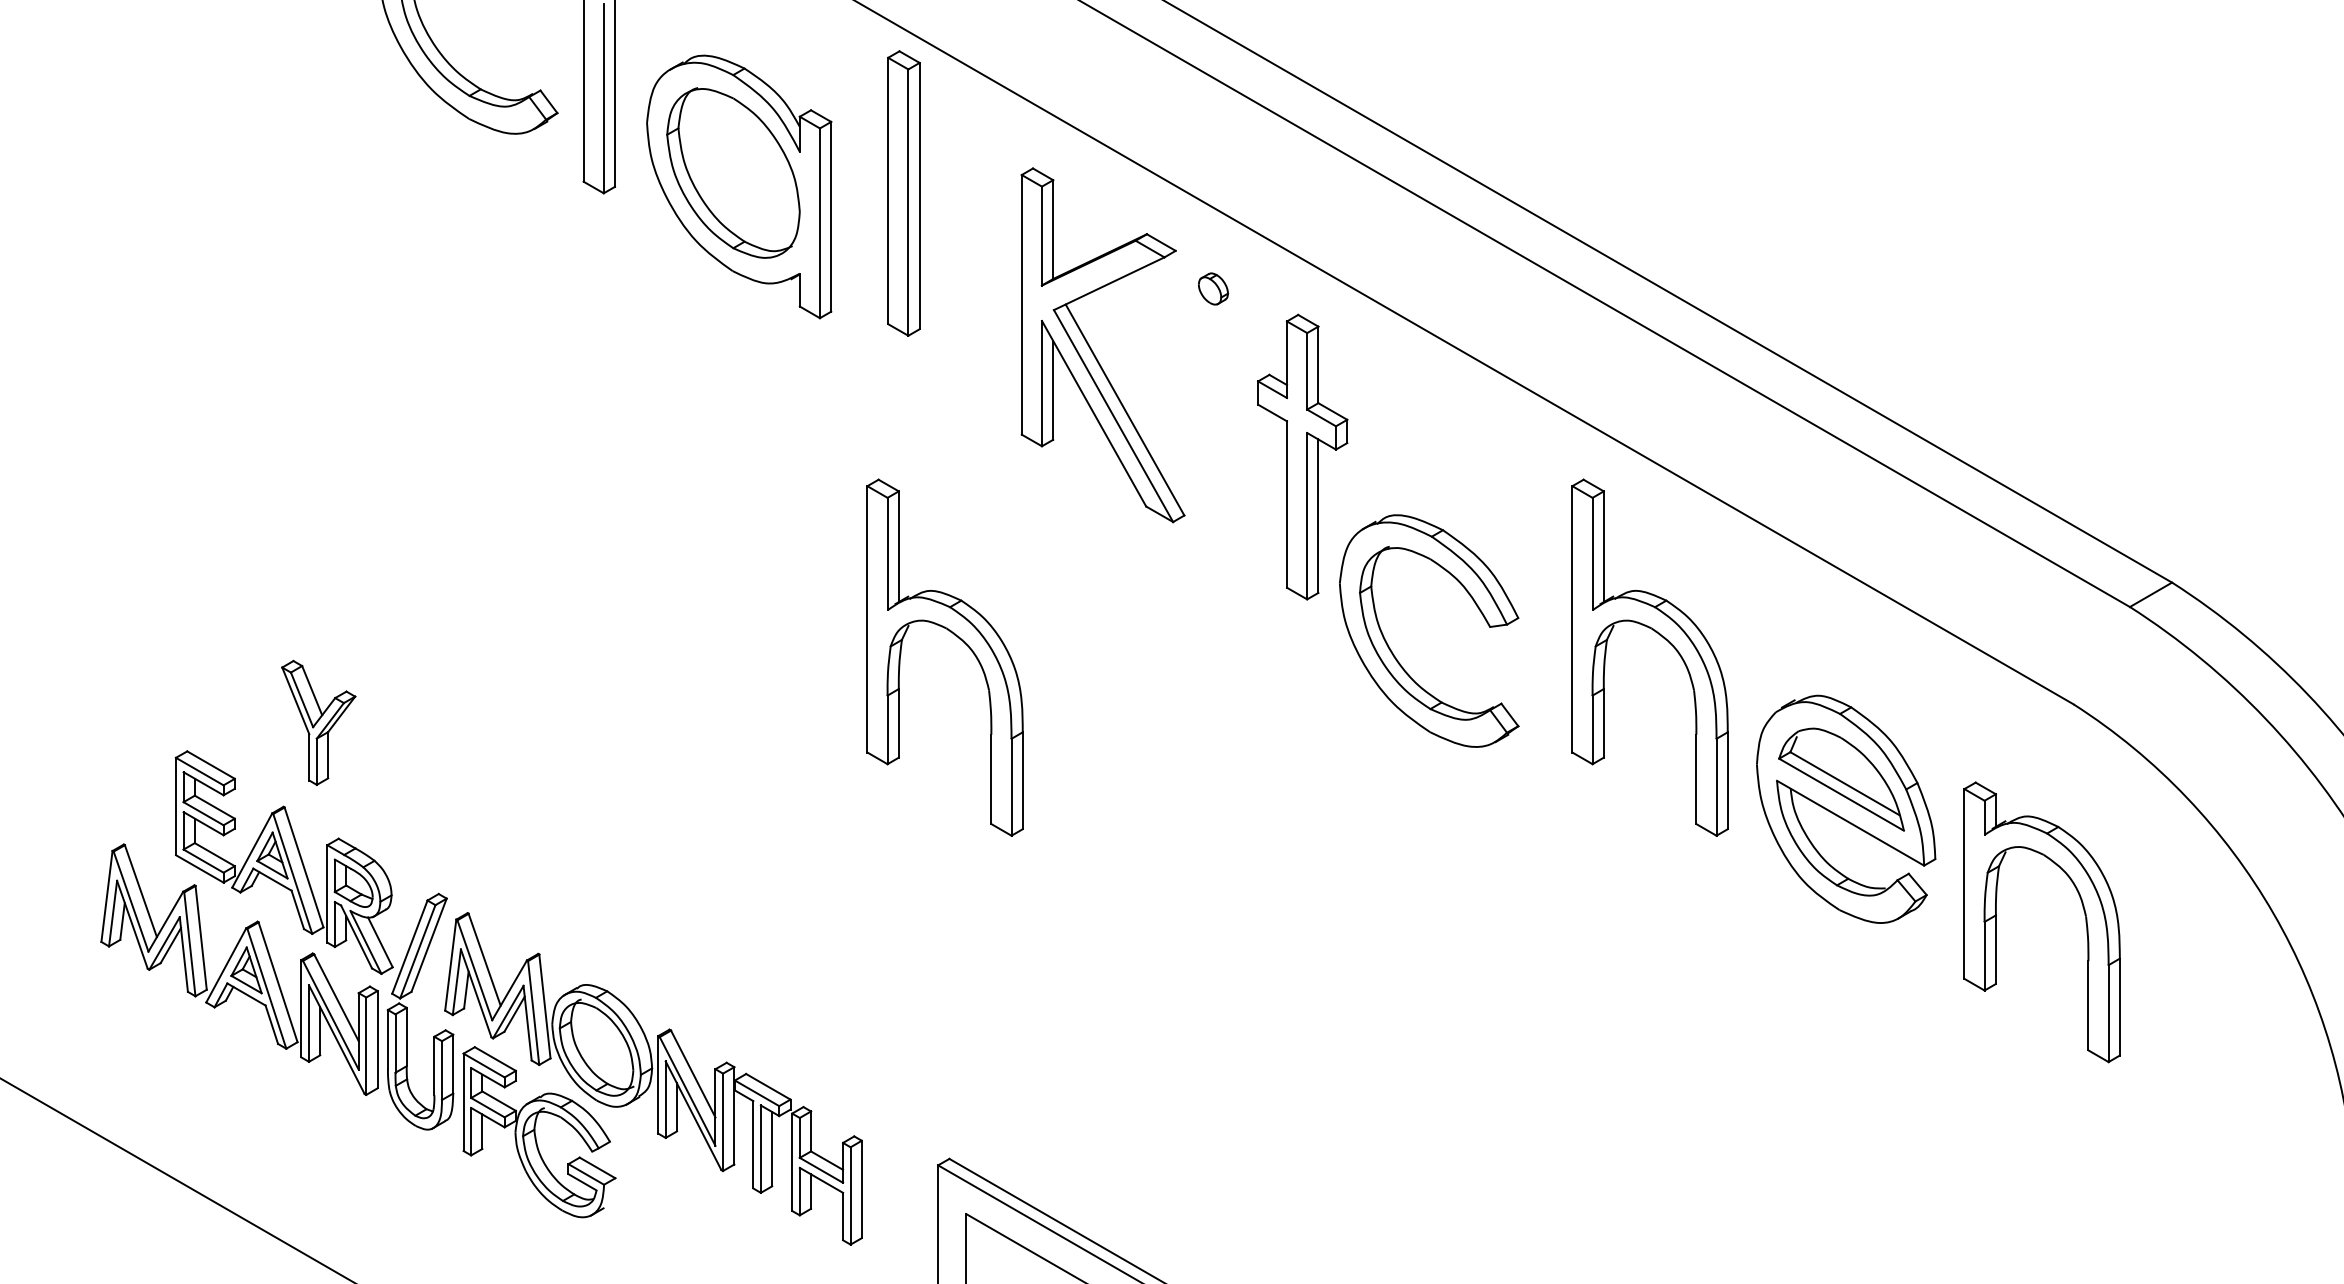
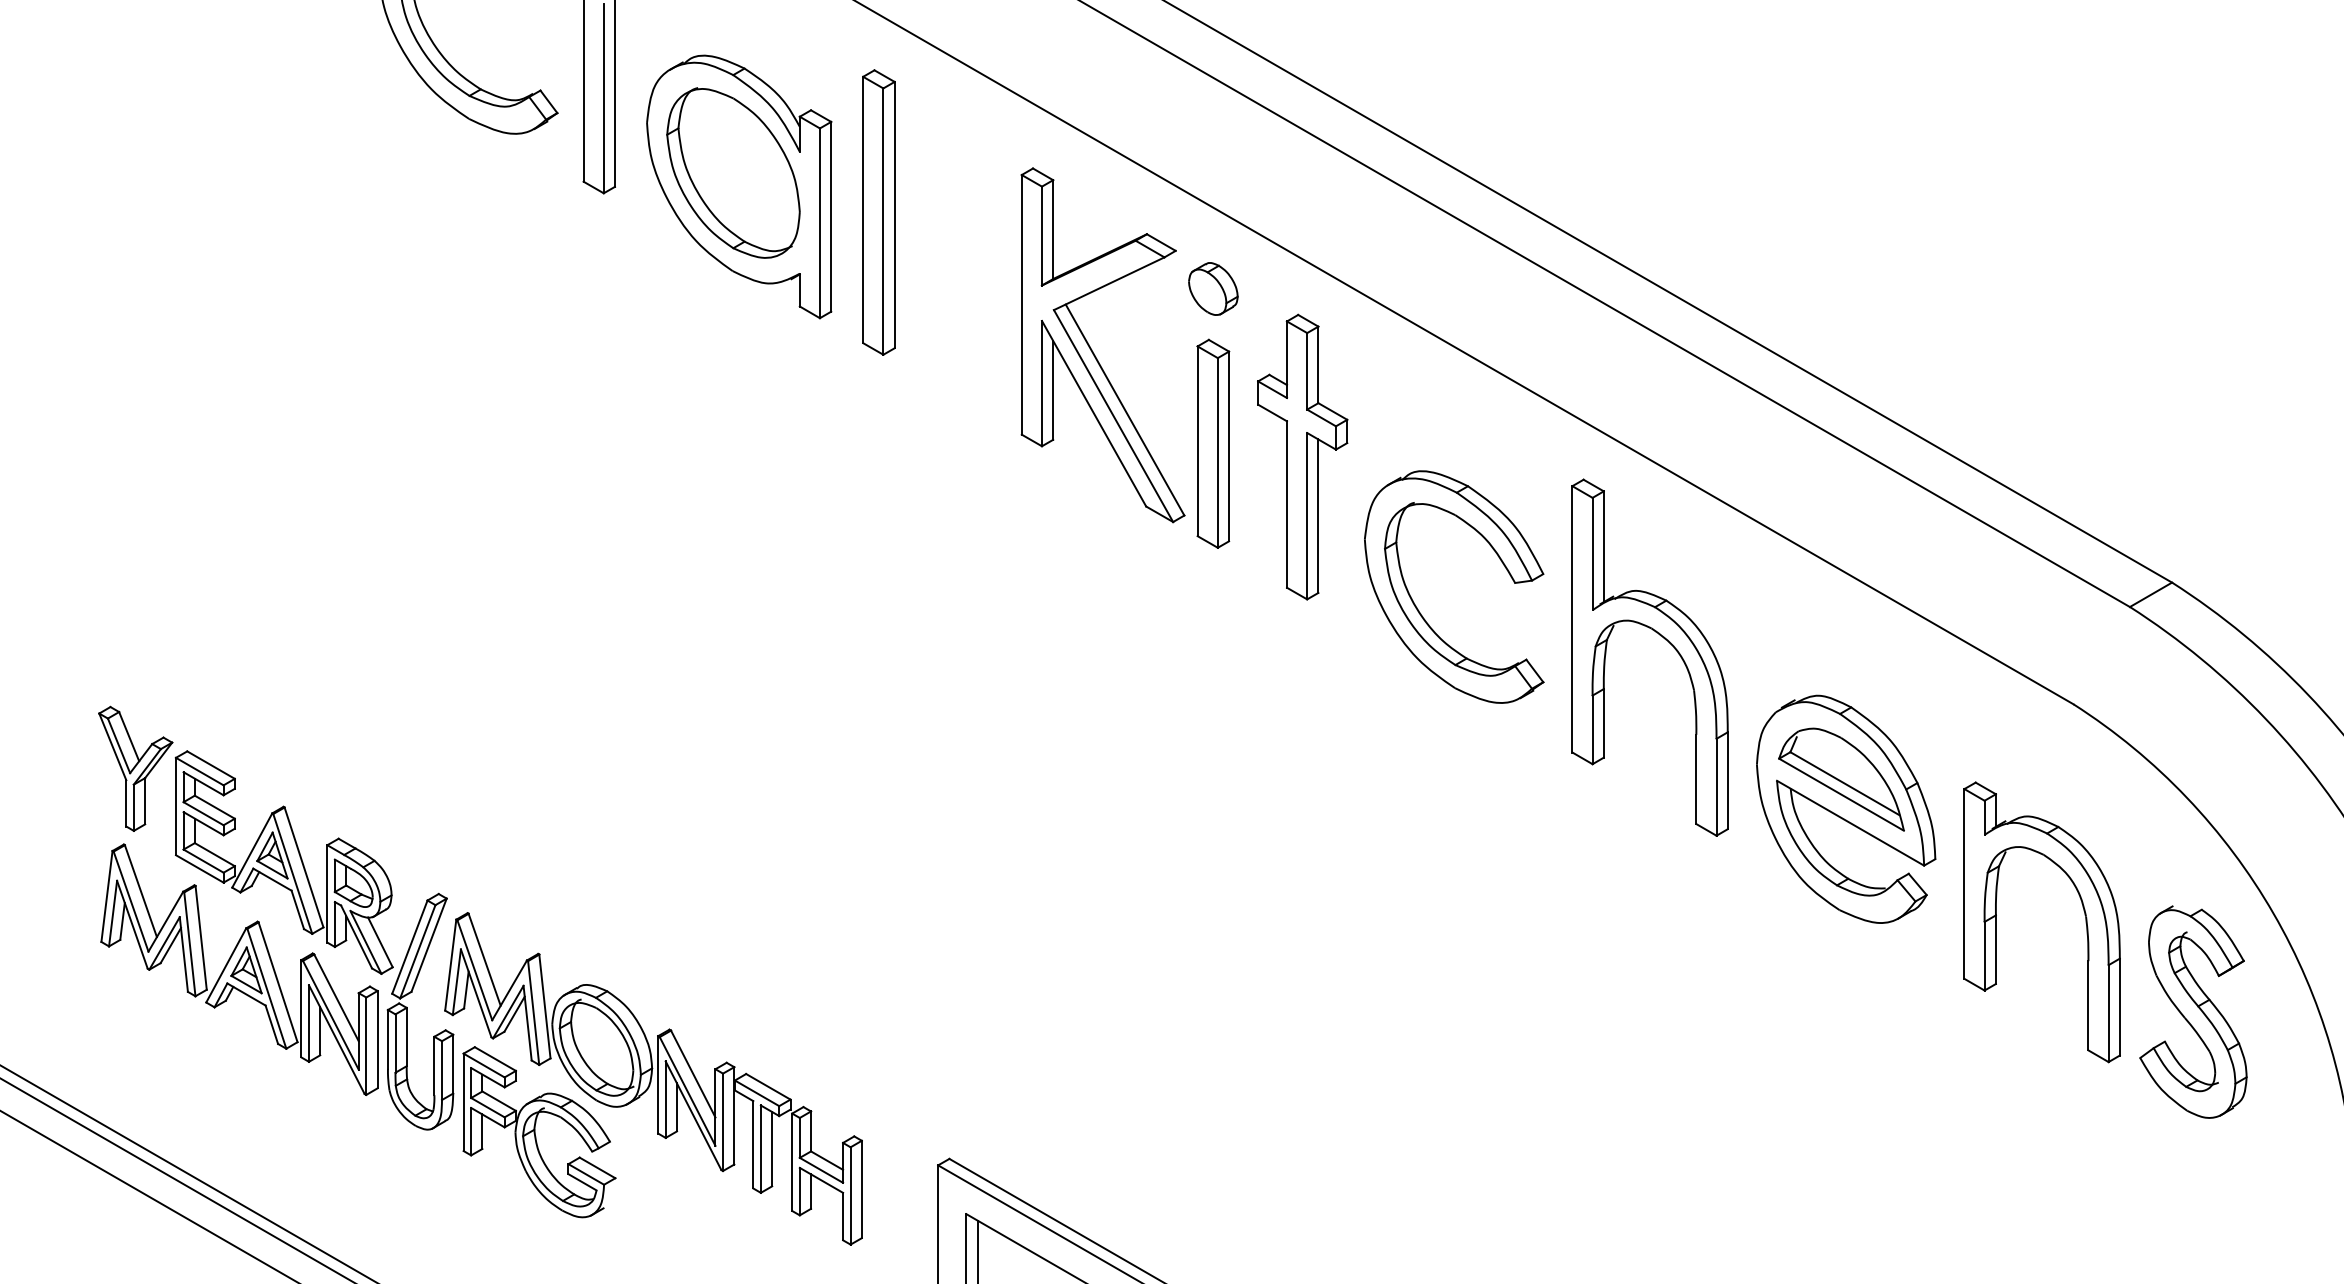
part position: (903, 193) -> (878, 212) (878, 212)
part size: 31x34 px -> 51x54 px (1213, 288)
part: none -> present (1213, 443)
part: present -> none (960, 640)
part position: (1394, 654) -> (1419, 610) (1419, 610)
part position: (318, 722) -> (135, 768) (135, 768)
part: none -> present (2193, 1011)
line: none -> present (187, 1173)
line: none -> present (148, 1196)
line: none -> present (977, 1250)
